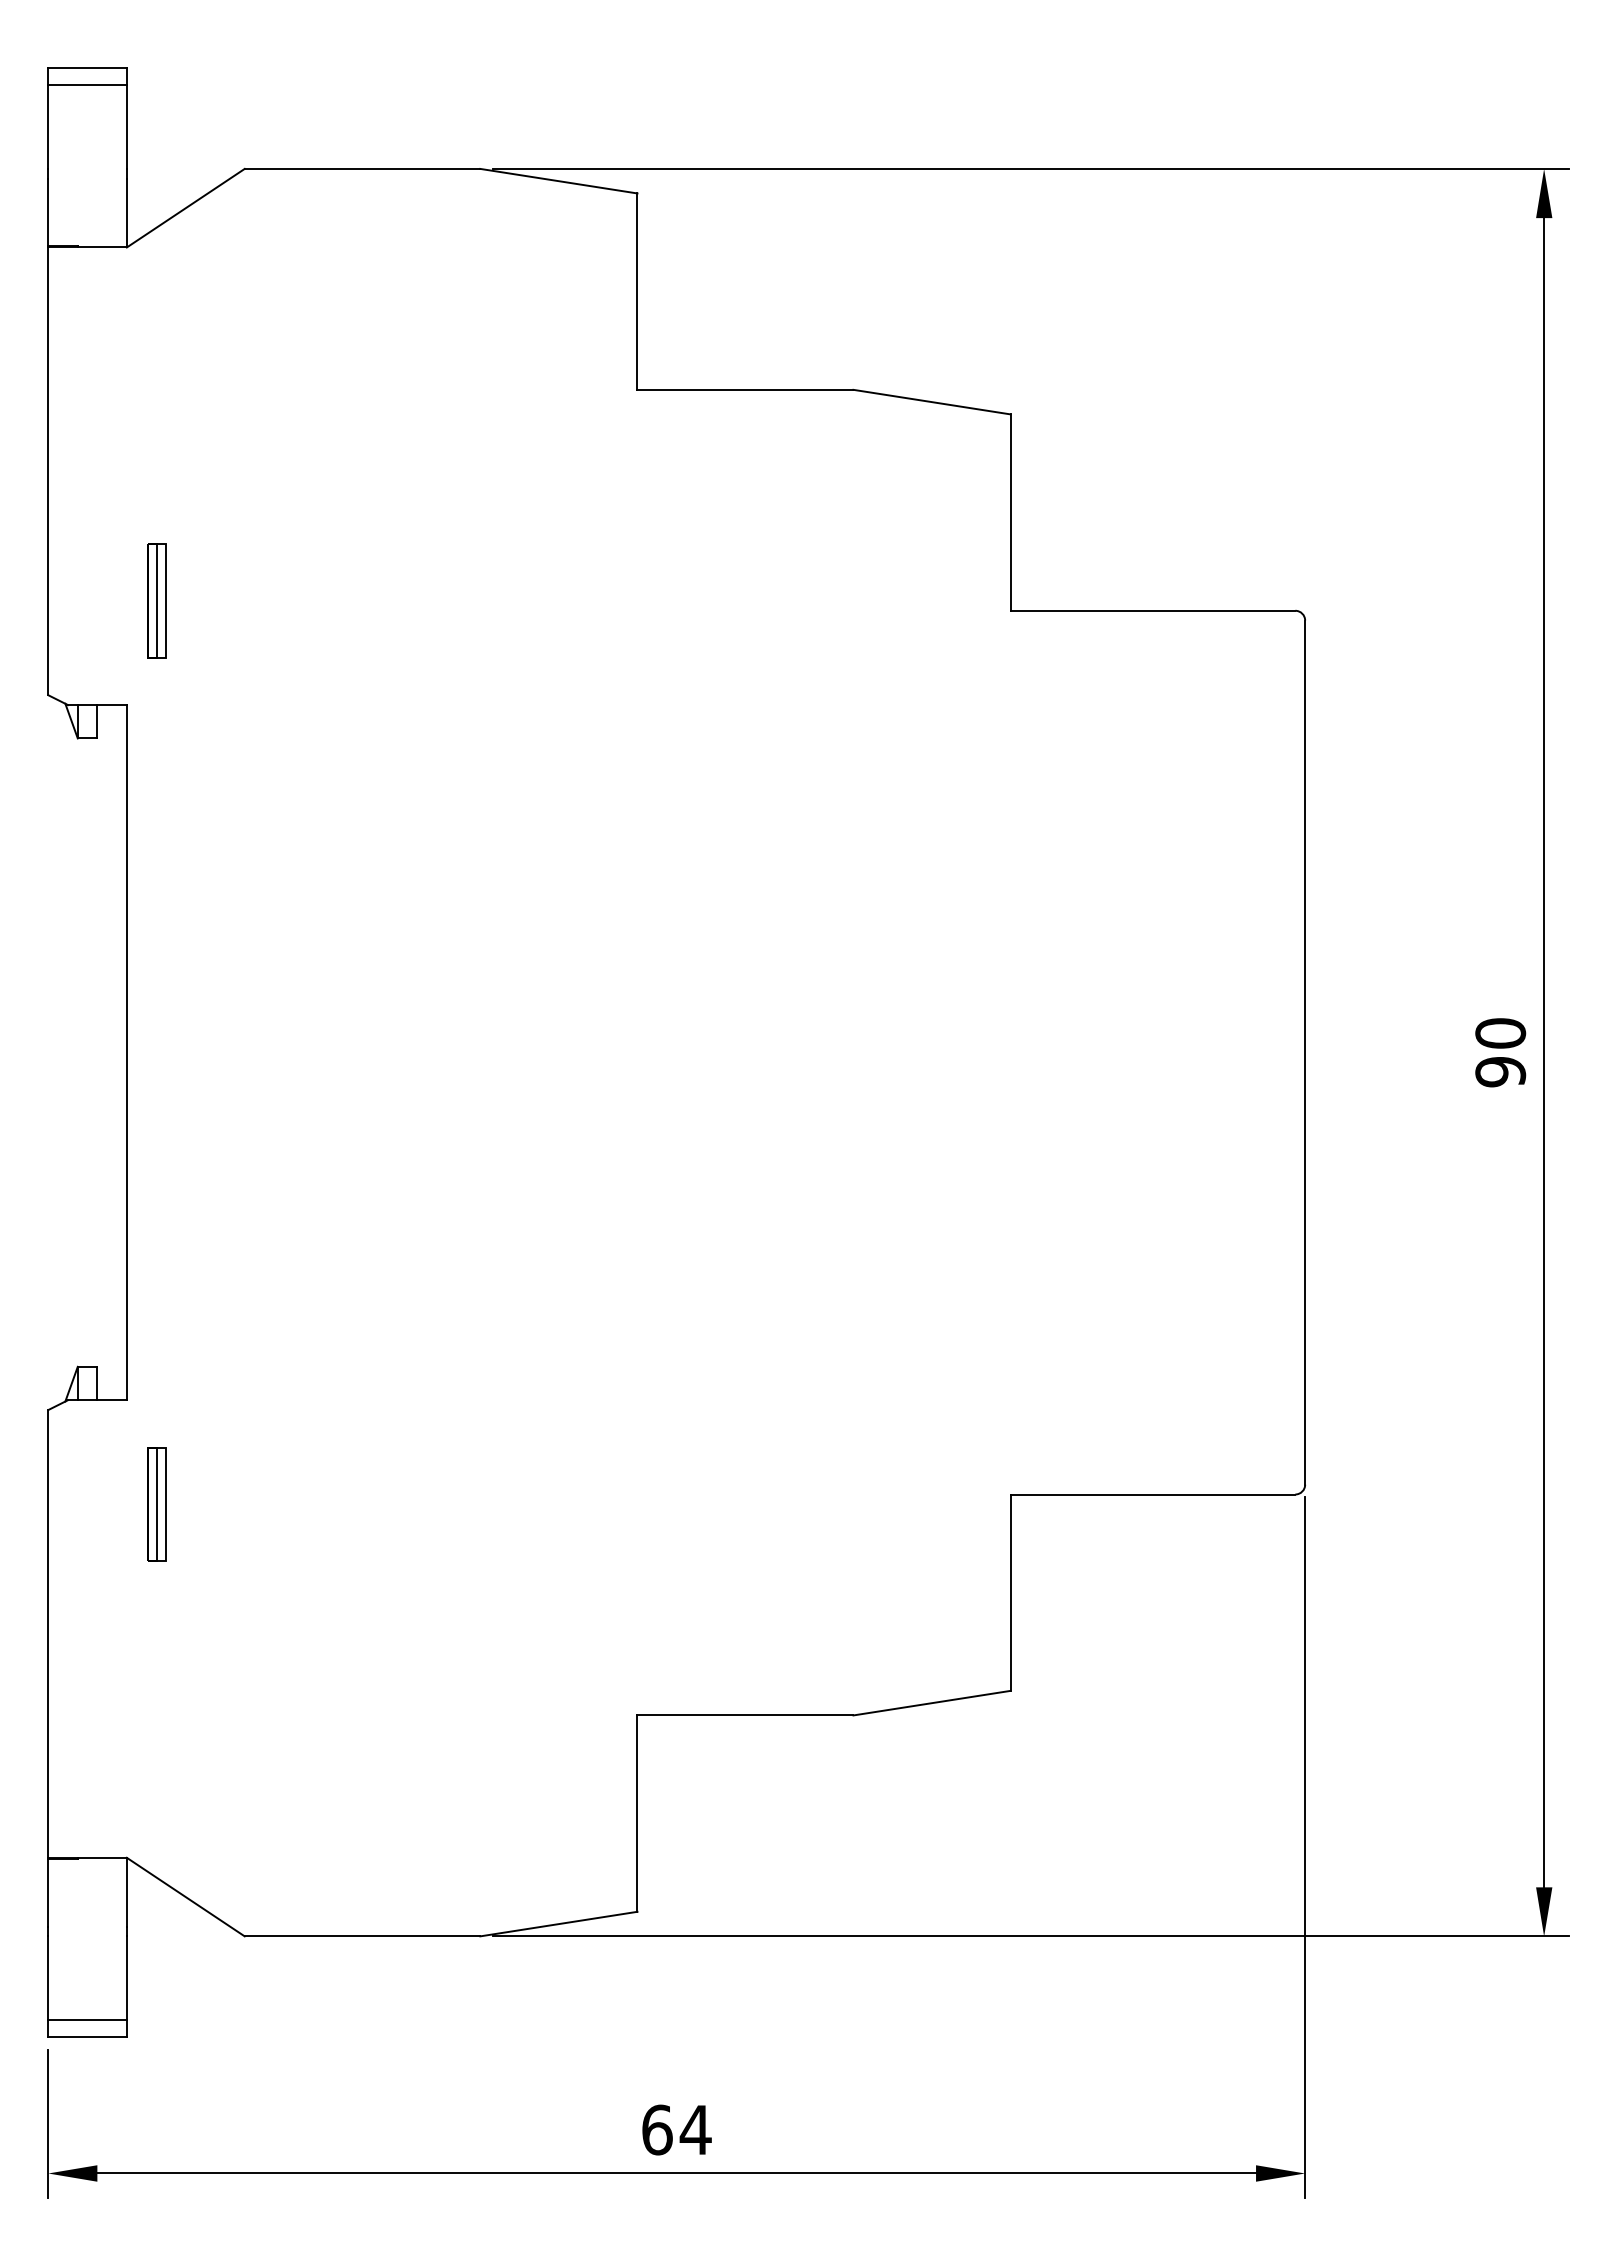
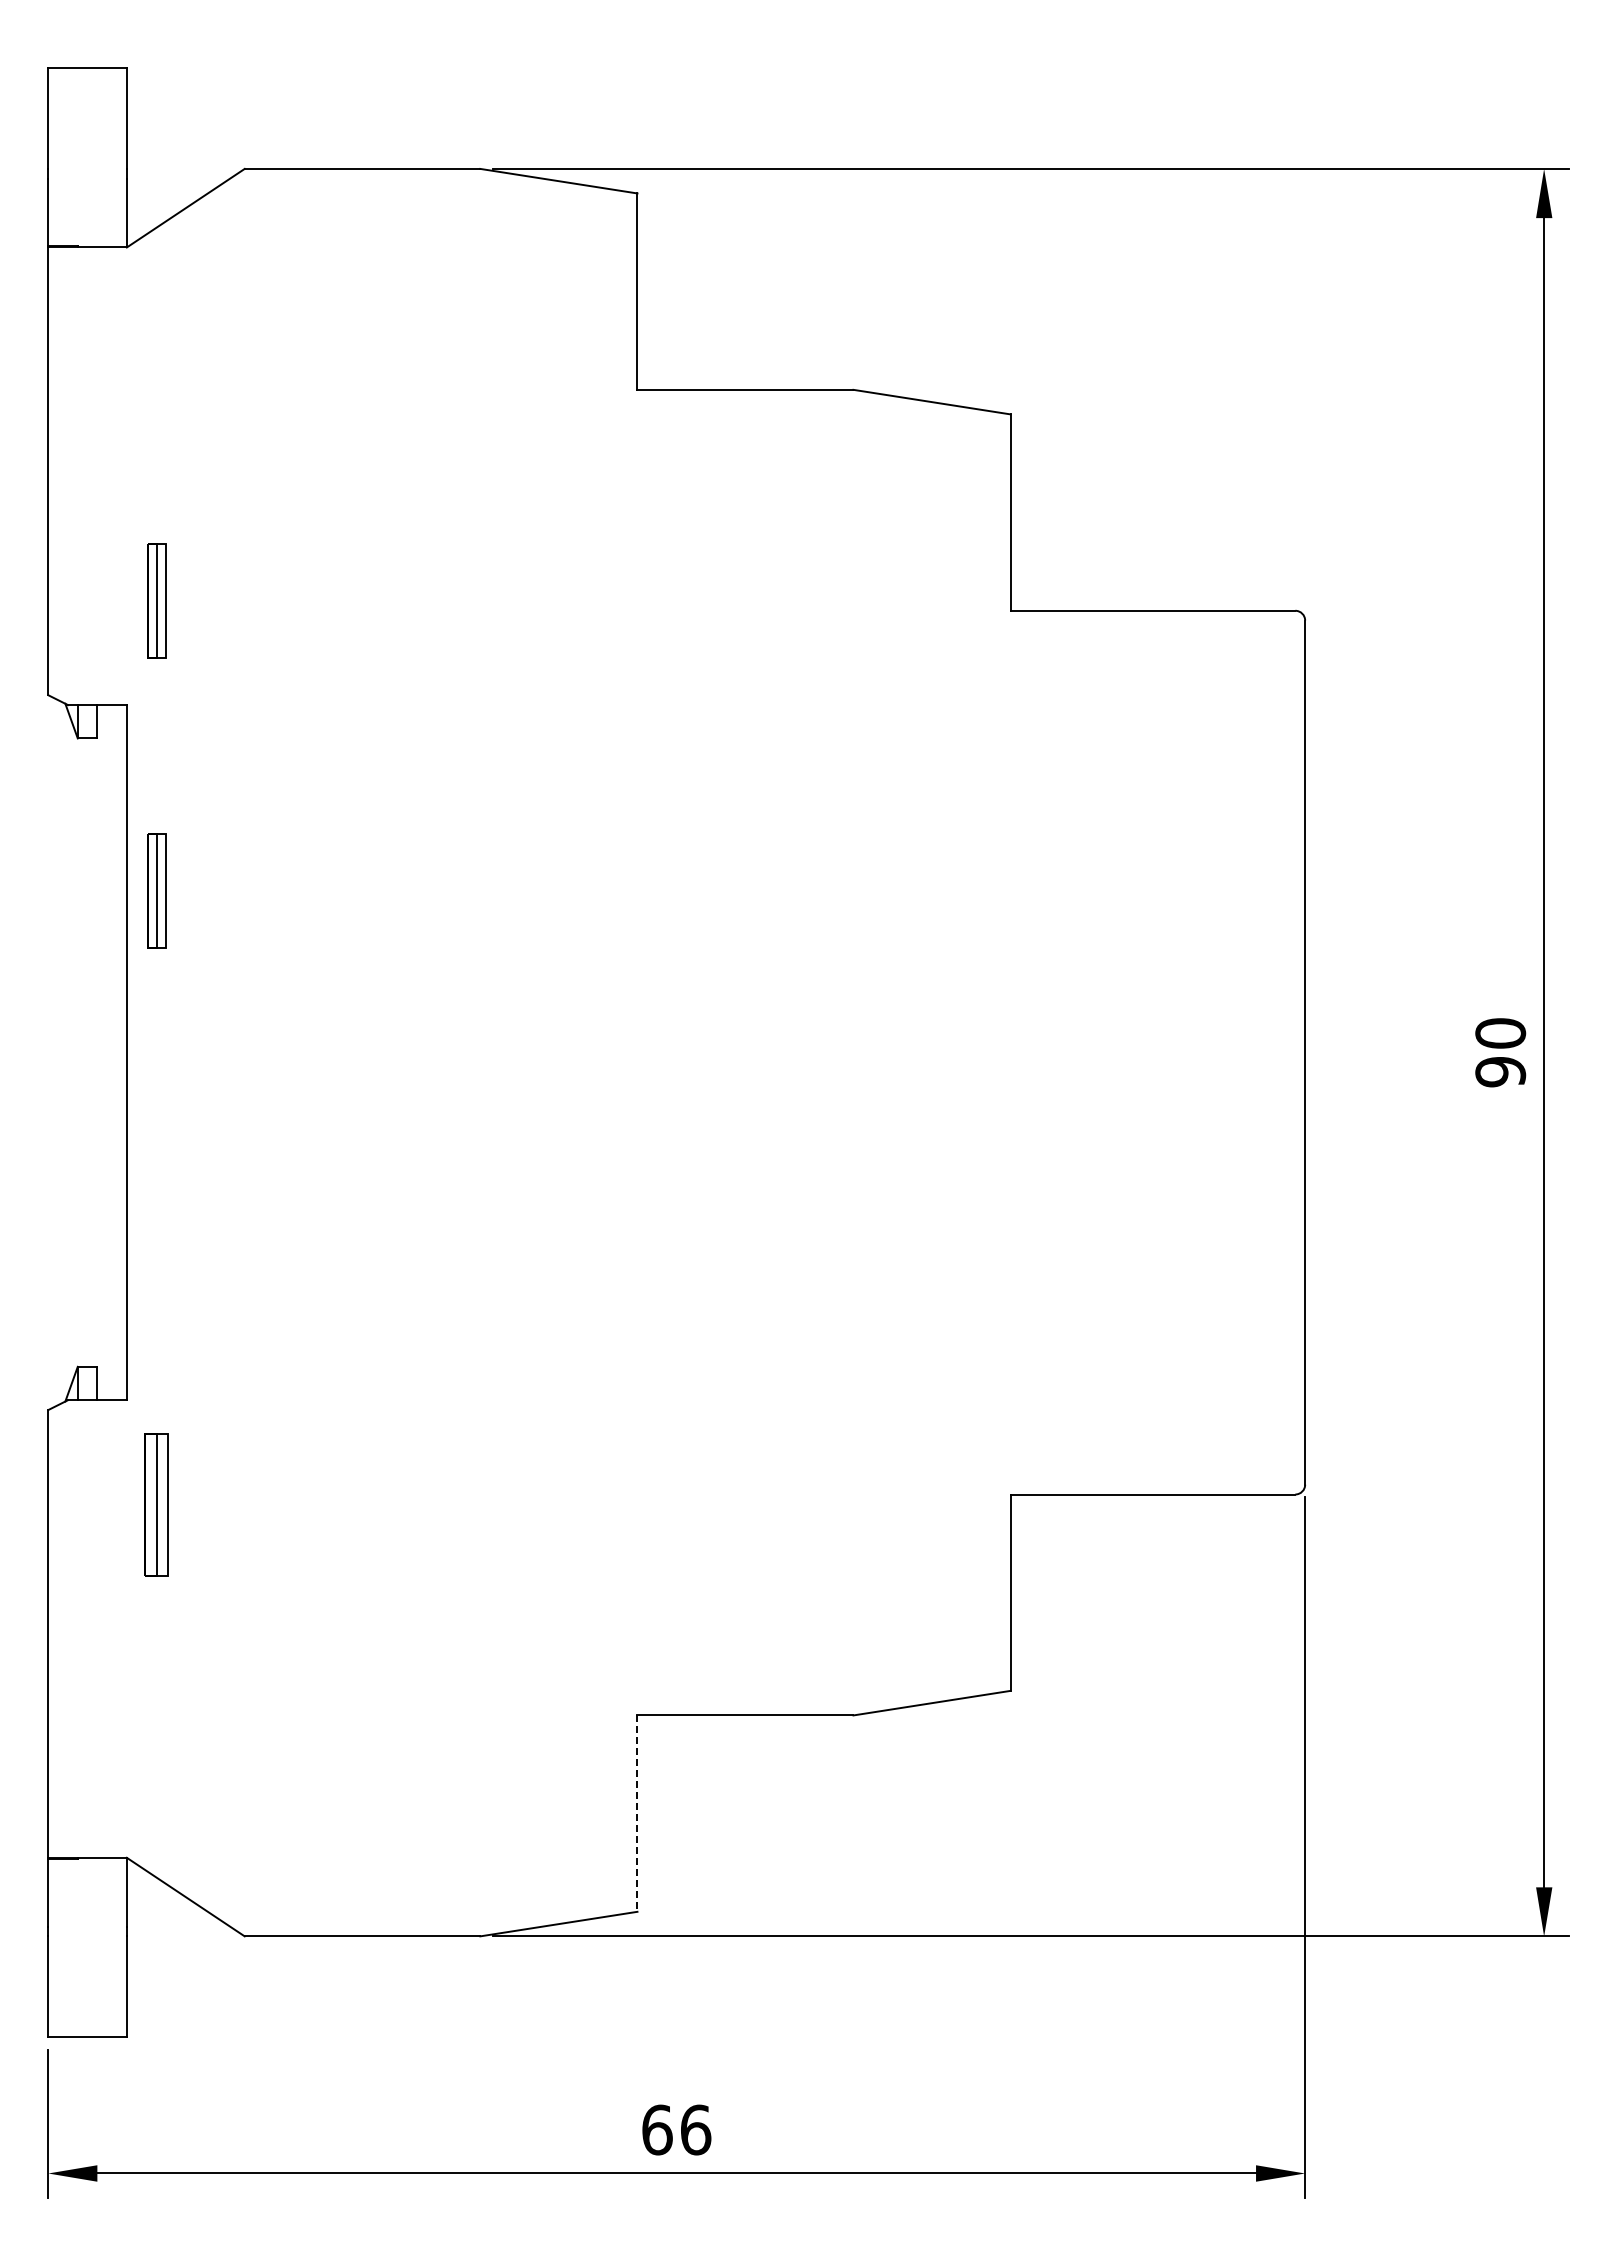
line: present -> none (87, 84)
part: none -> present (156, 890)
part size: 20x115 px -> 25x144 px (156, 1504)
line: solid -> dashed (637, 1814)
line: present -> none (87, 2020)
text: 64 -> 66 (695, 2129)
